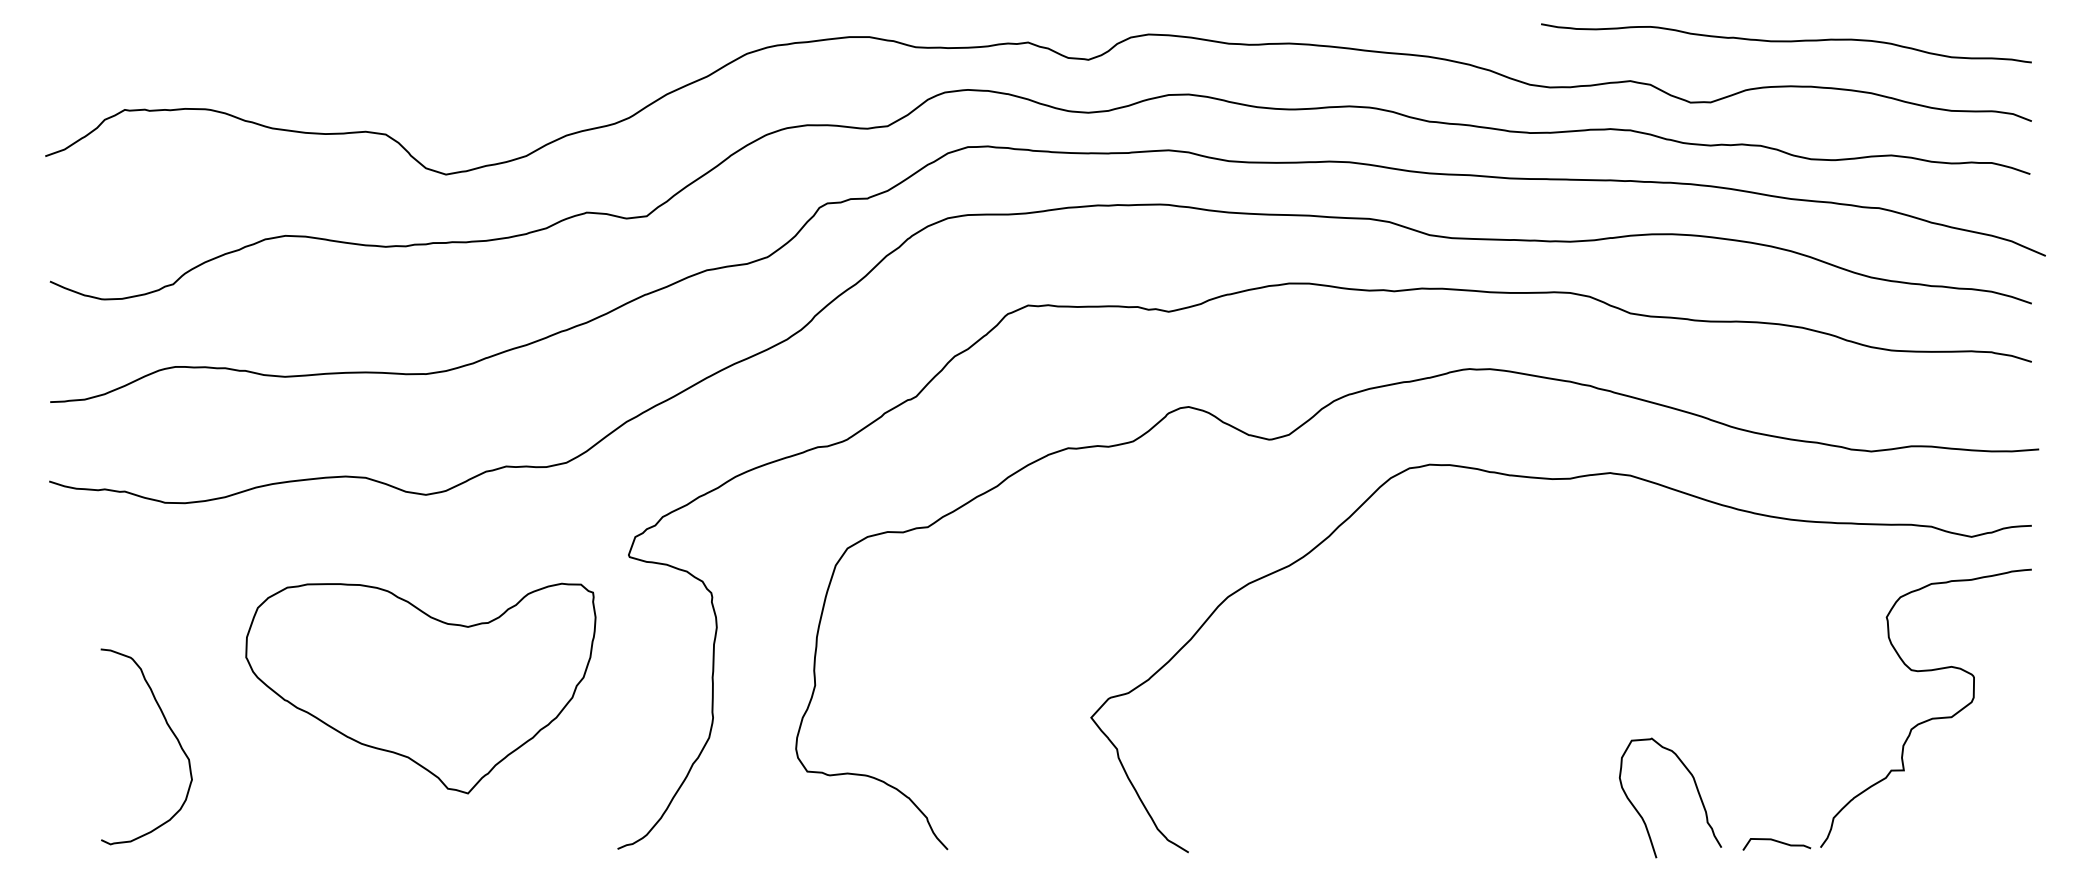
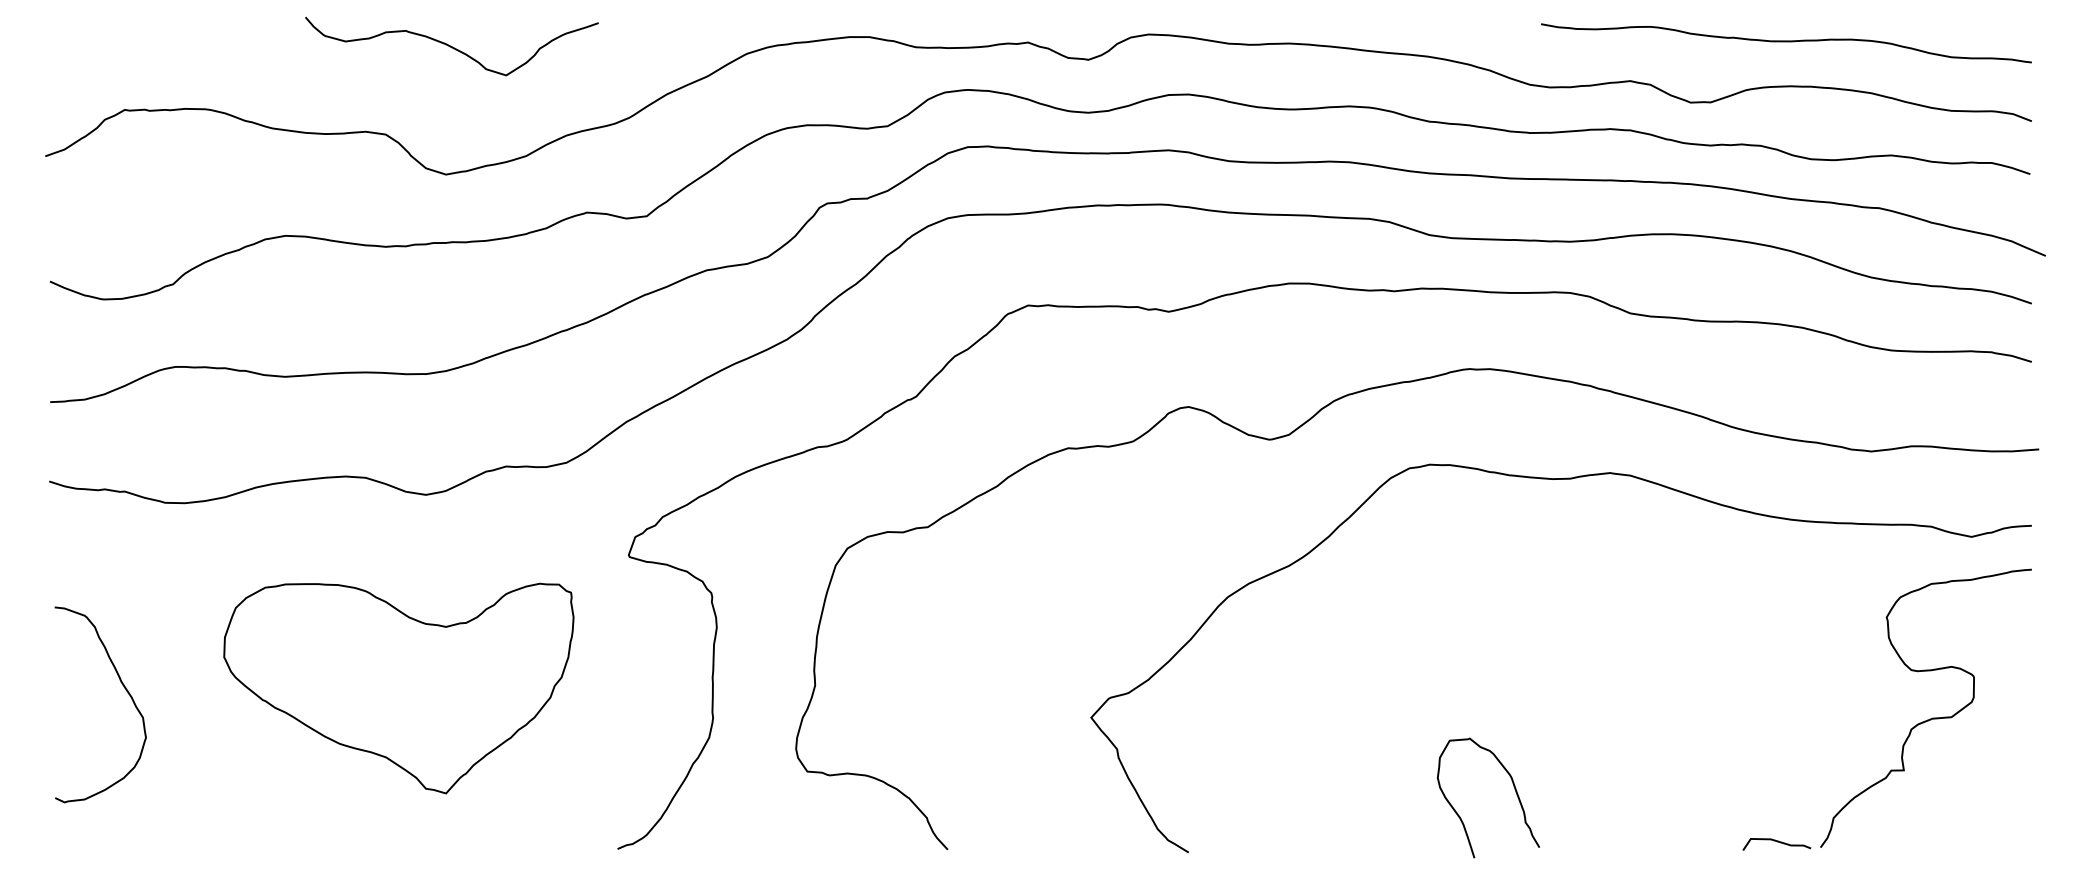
curve: none -> present (451, 46)
part position: (420, 688) -> (398, 688) (398, 688)
curve position: (171, 732) -> (125, 690) (125, 690)
curve position: (1696, 789) -> (1514, 789) (1514, 789)
